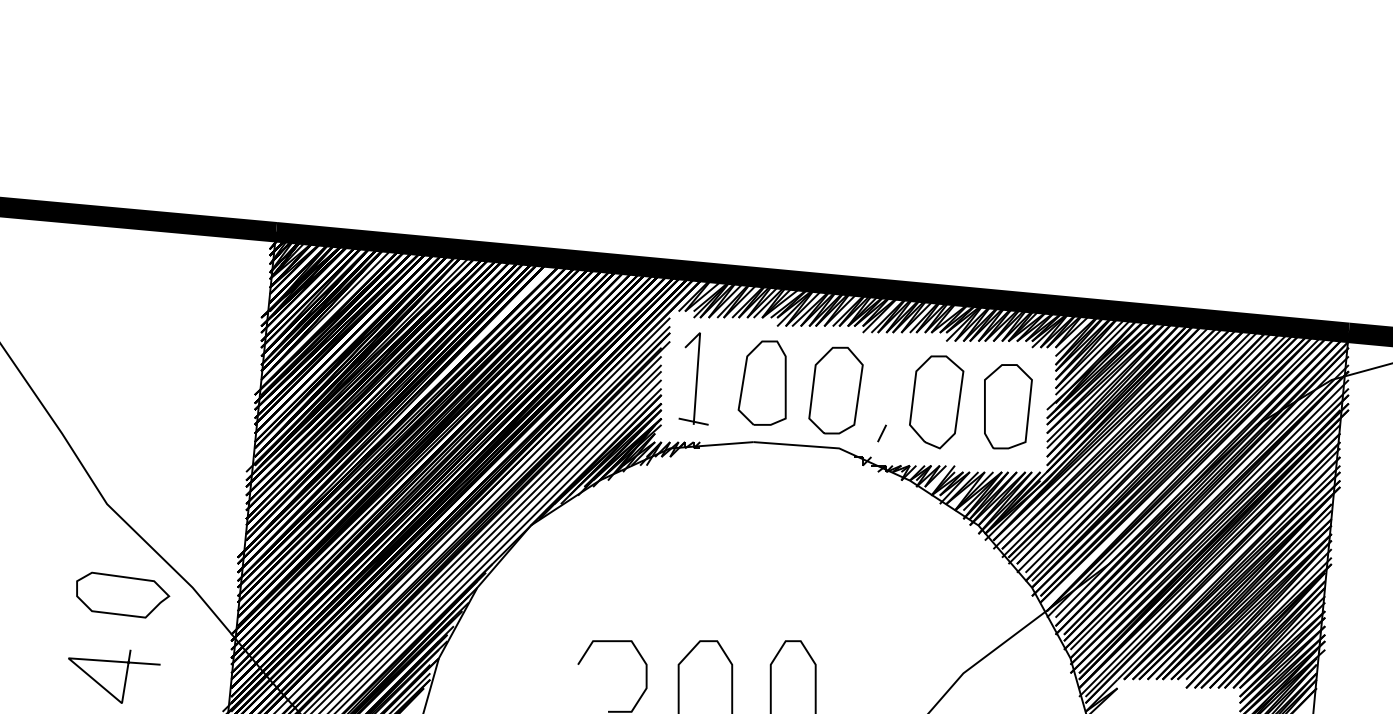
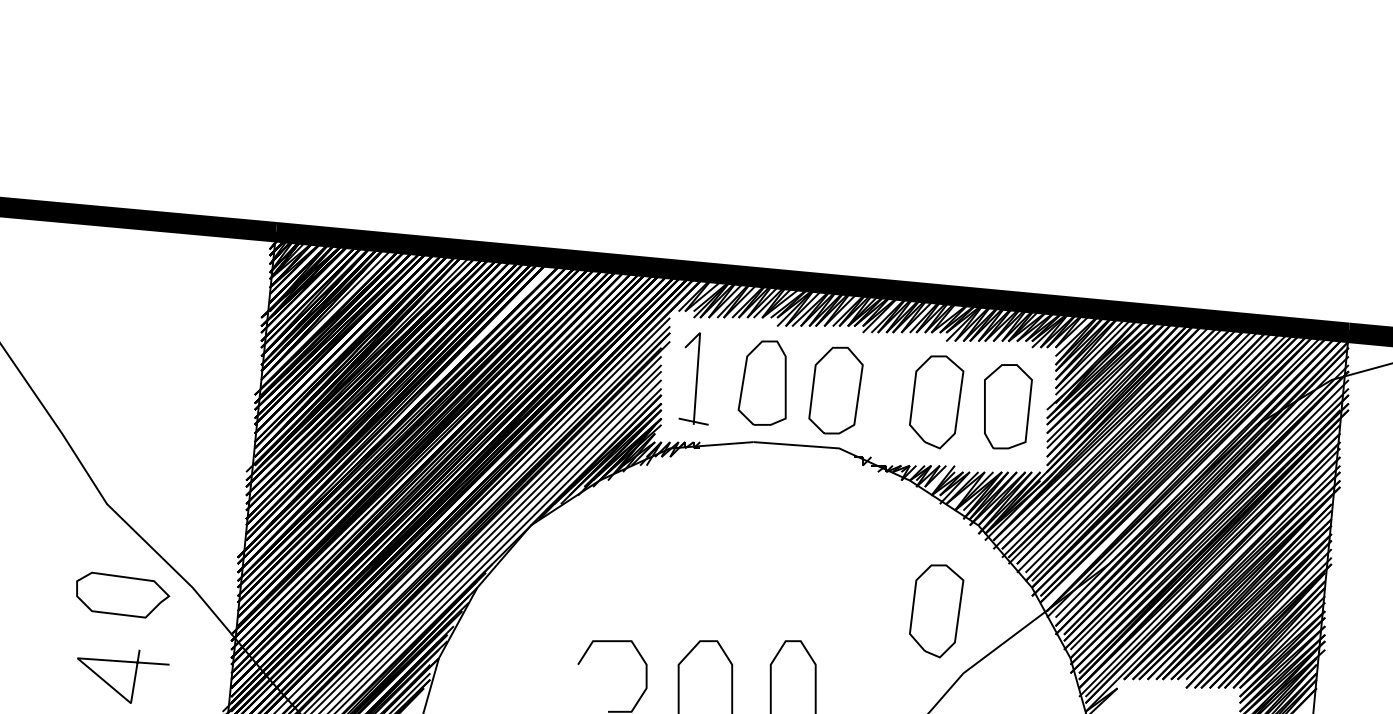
line: present -> none (881, 433)
part: none -> present (936, 611)
line position: (124, 680) -> (133, 680) (133, 680)
